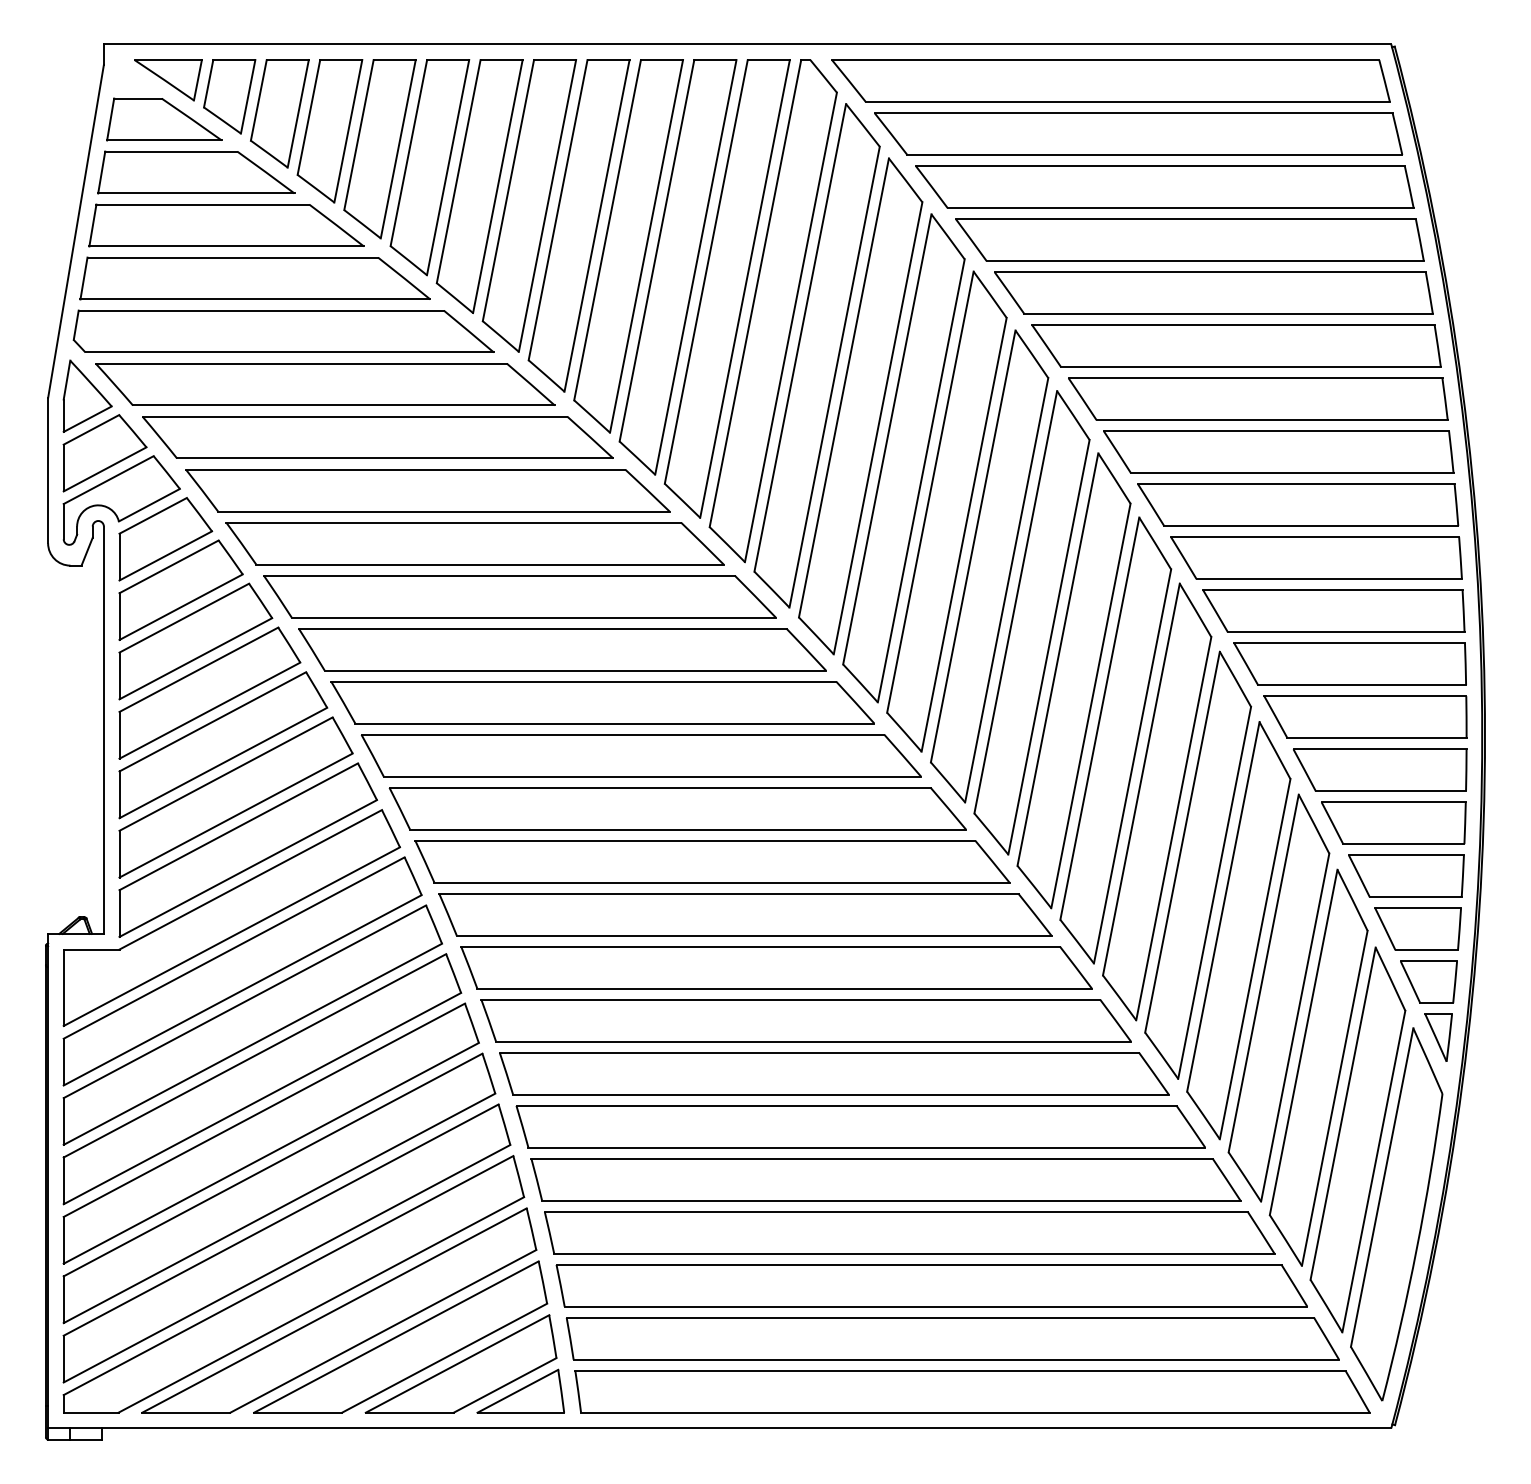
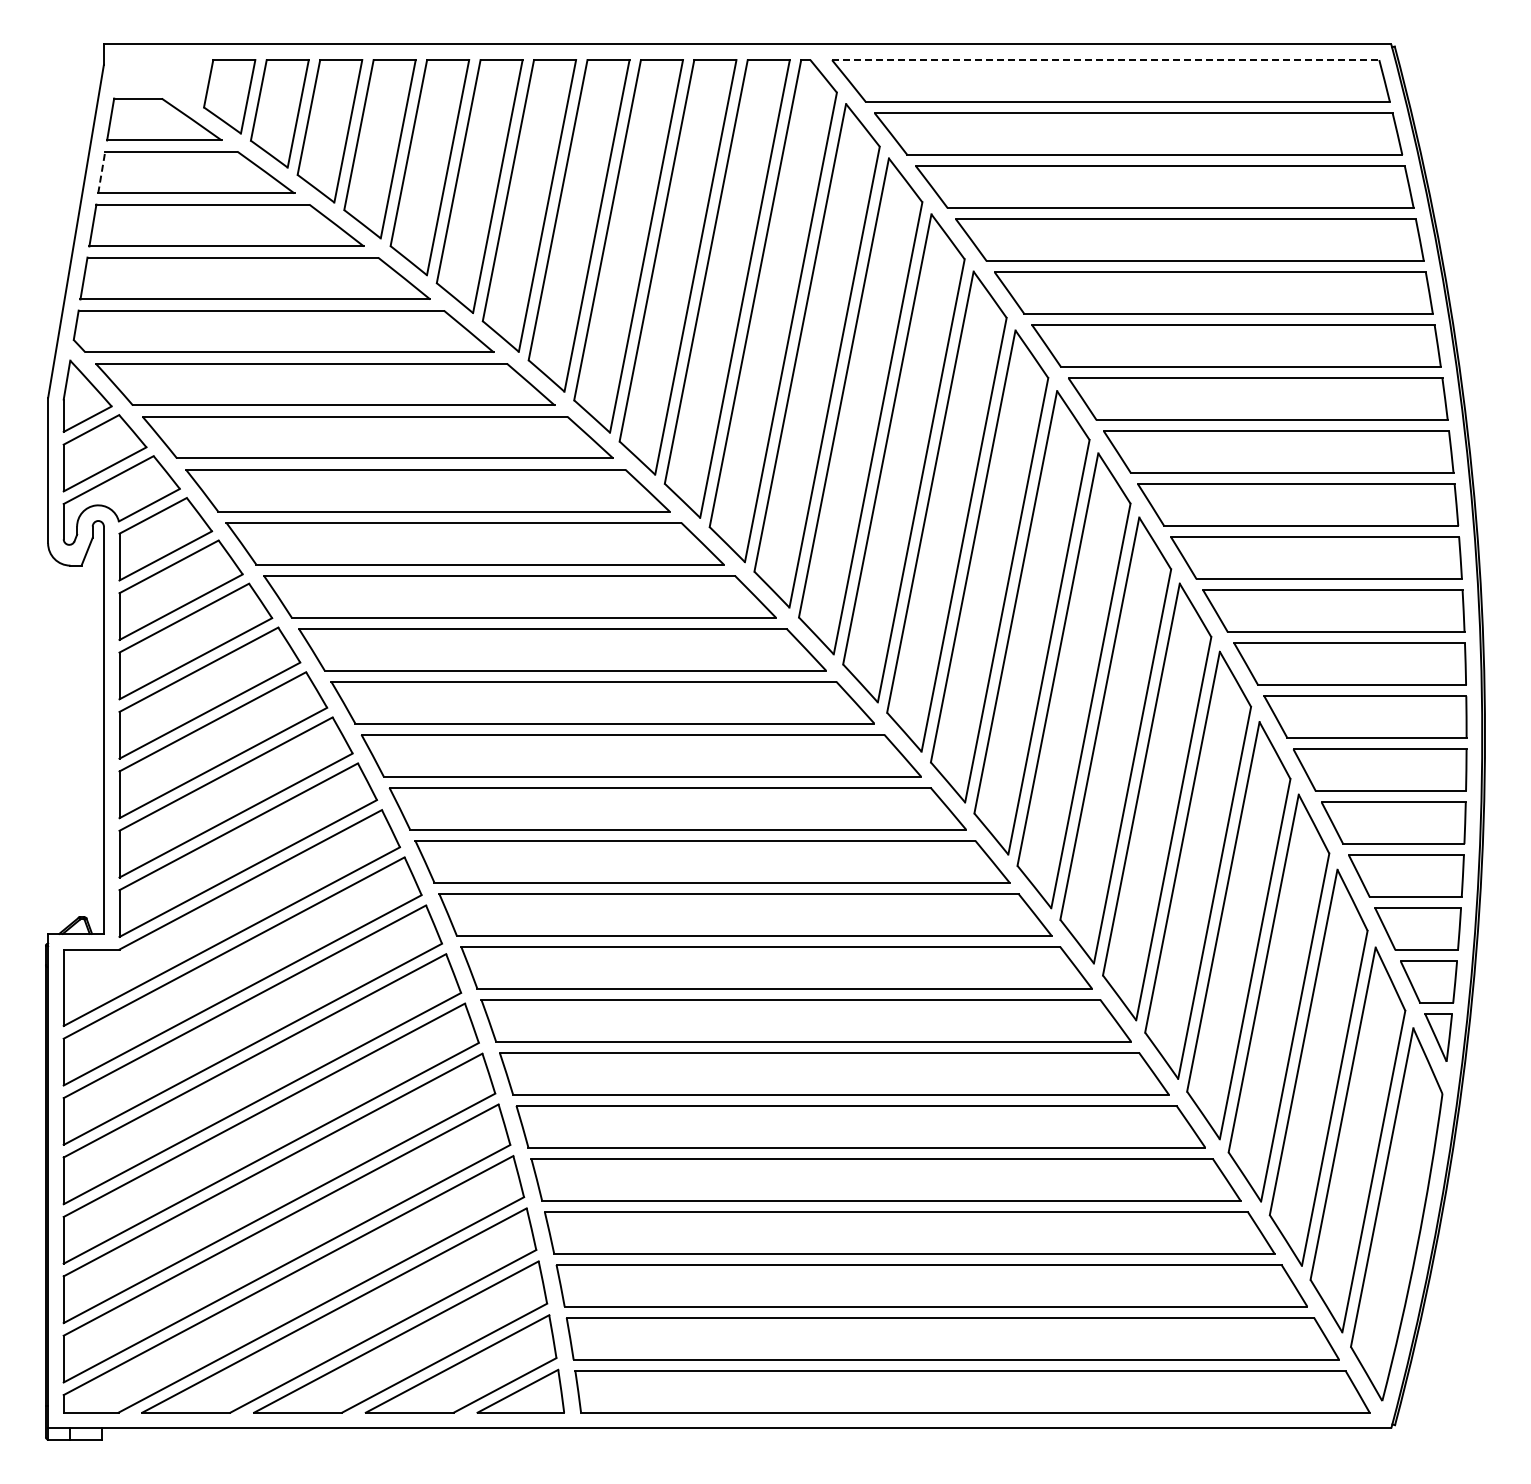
line: solid -> dashed (1105, 60)
part: present -> none (168, 80)
line: solid -> dashed (101, 172)
